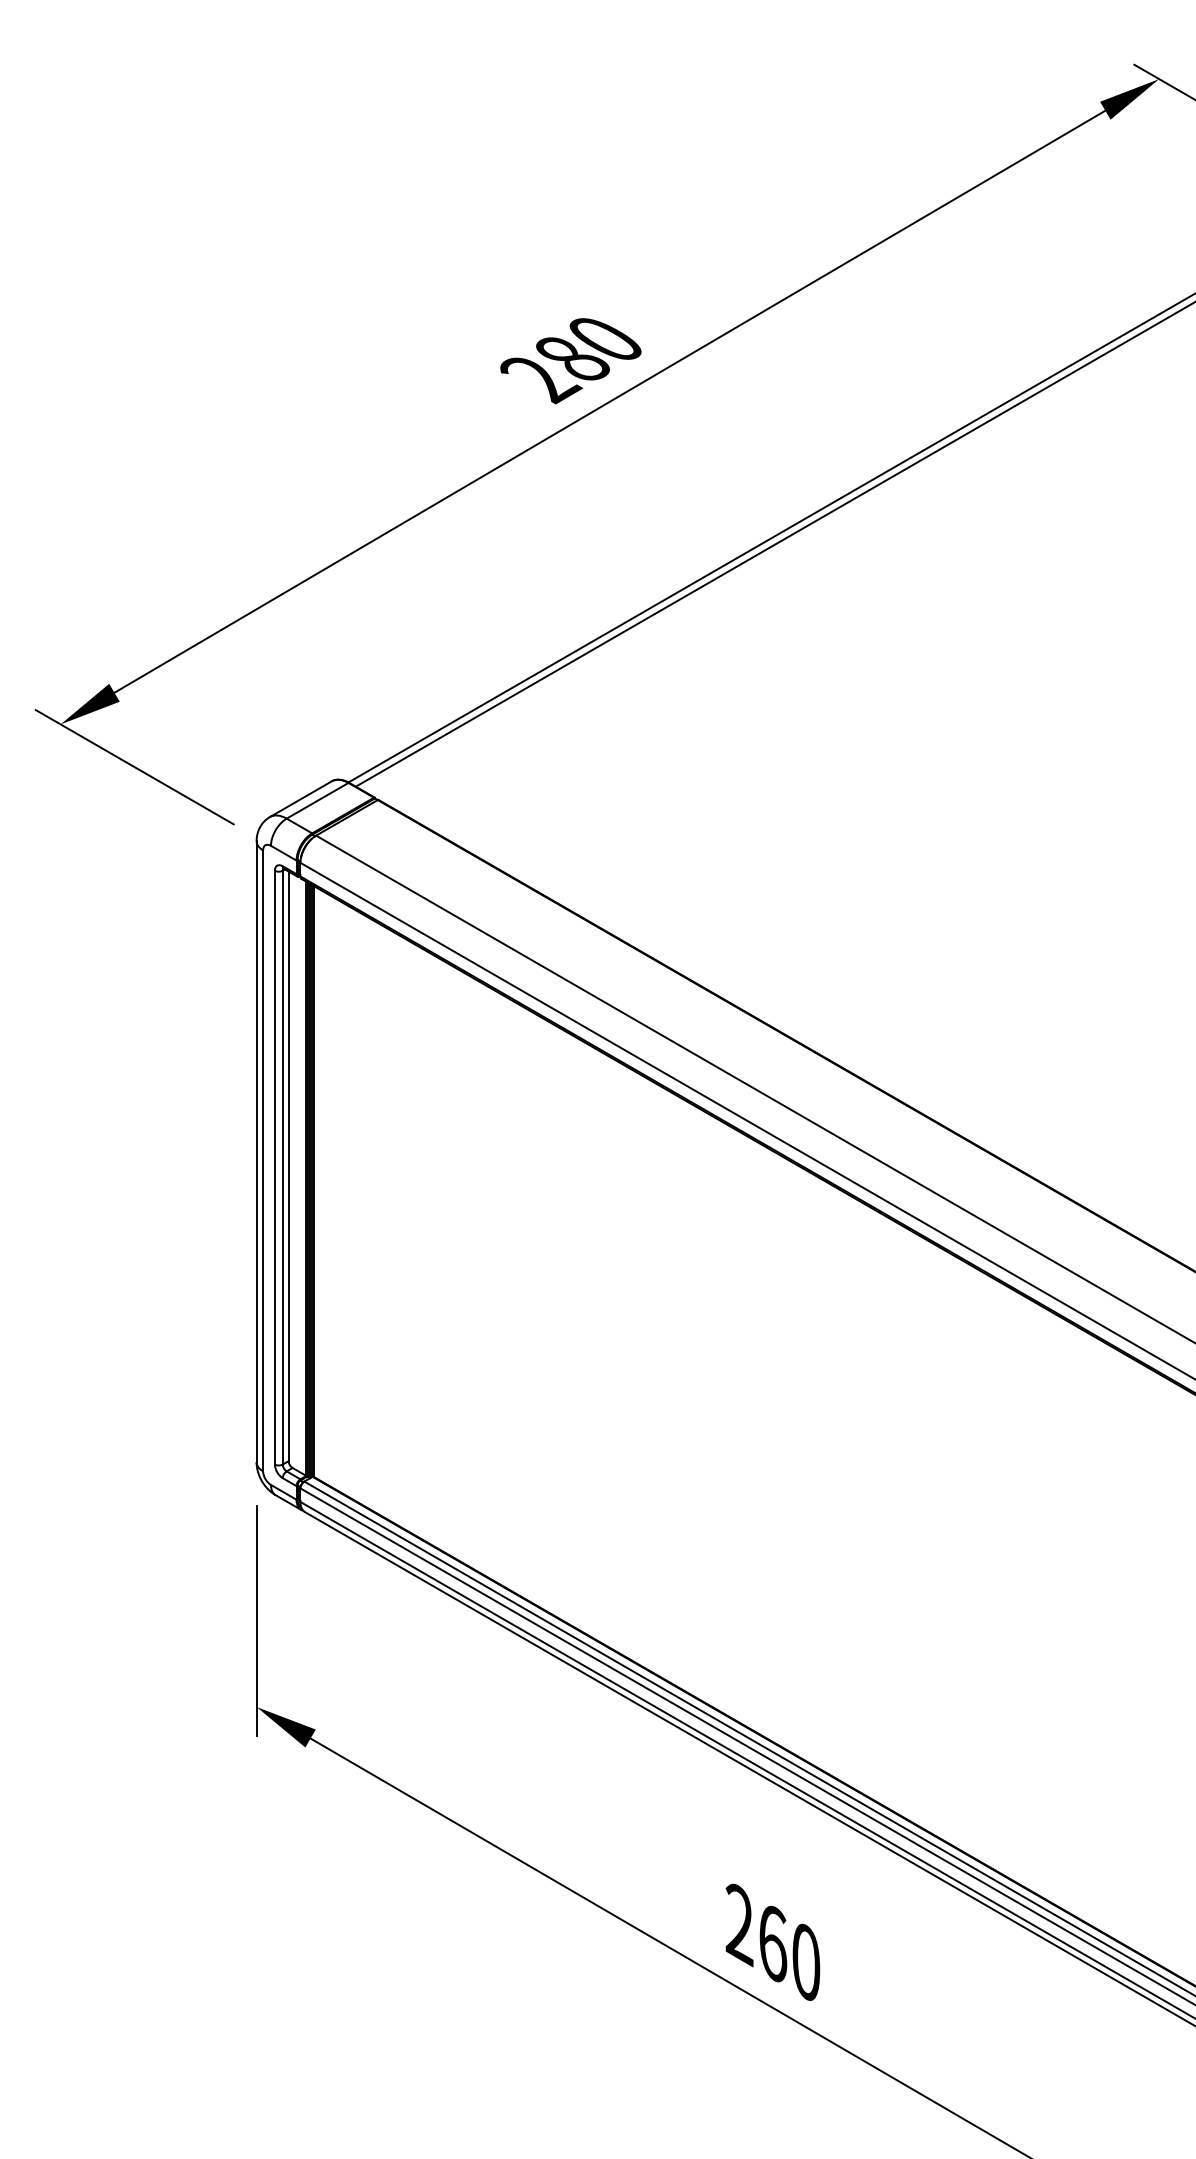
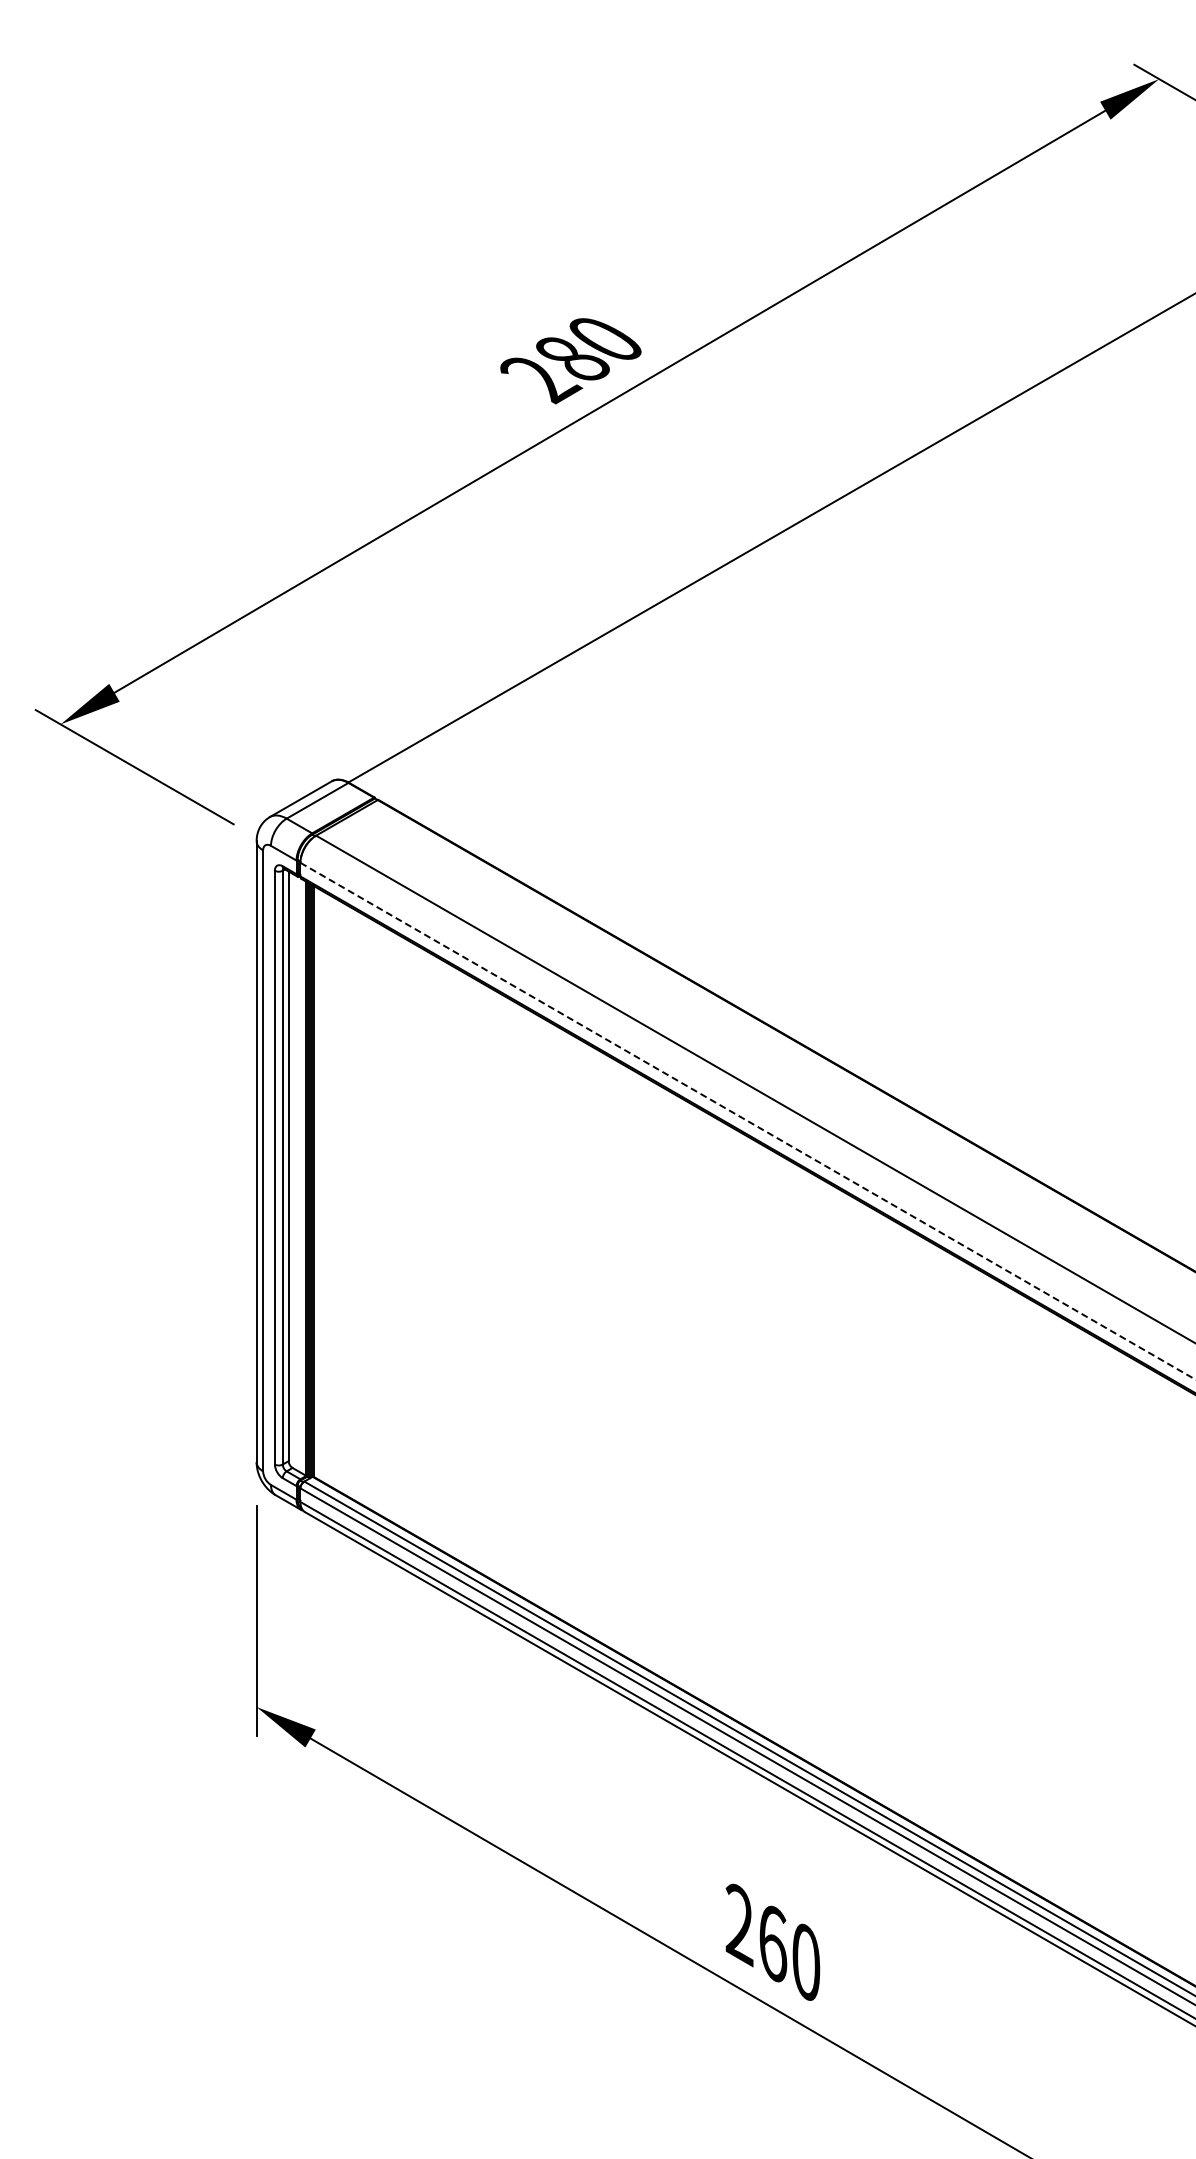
line: present -> none (773, 544)
line: solid -> dashed (747, 1121)
